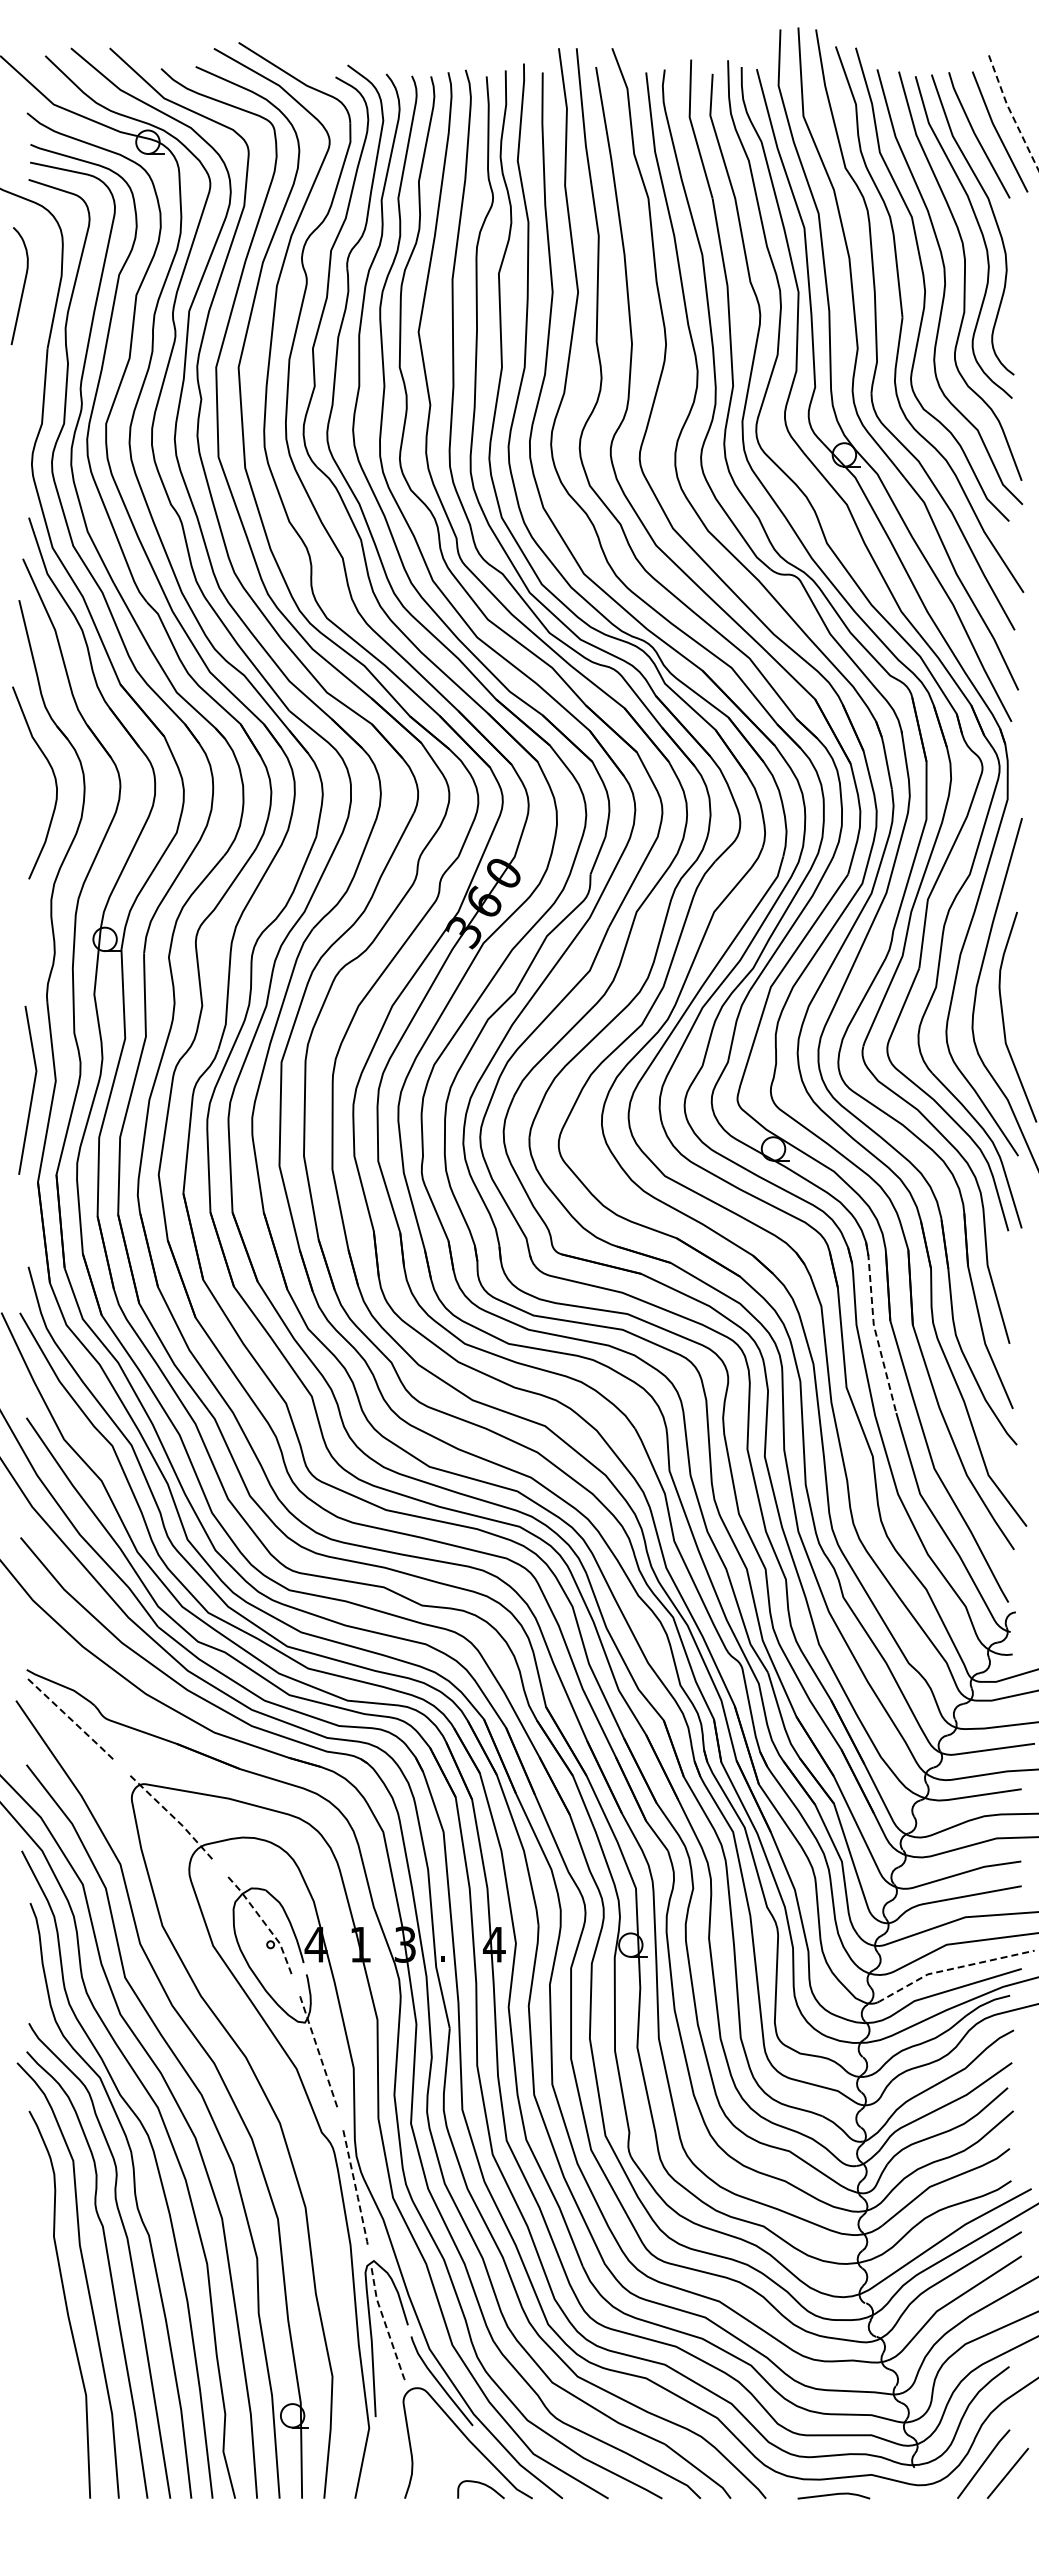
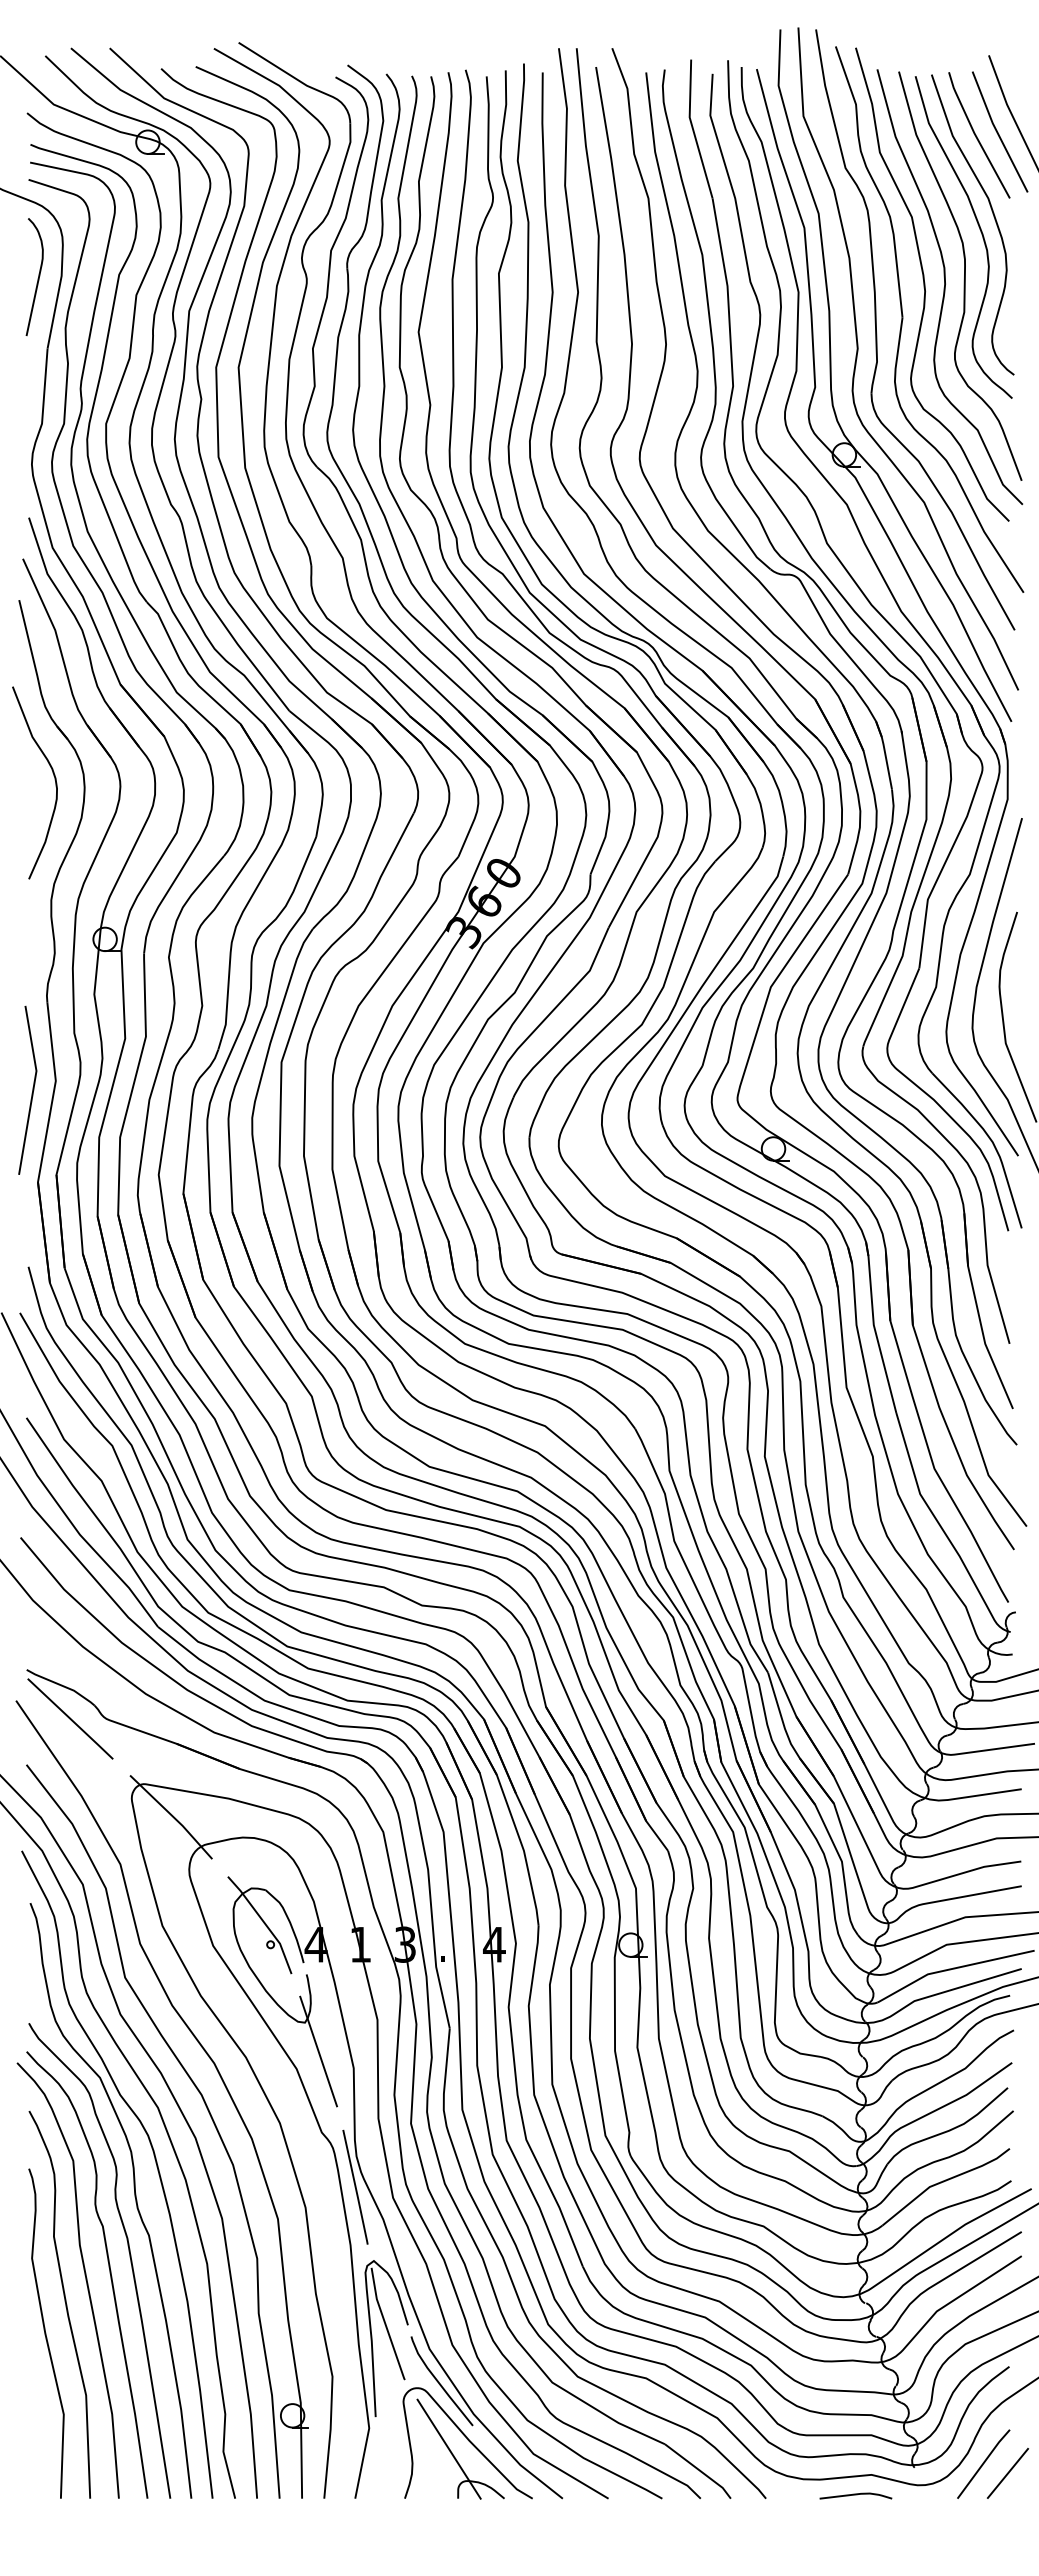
line: dashed -> solid (1011, 113)
curve position: (22, 287) -> (37, 278) (37, 278)
line: dashed -> solid (874, 1328)
line: dashed -> solid (71, 1719)
line: dashed -> solid (172, 1816)
line: dashed -> solid (263, 1922)
line: dashed -> solid (952, 1968)
line: dashed -> solid (318, 2050)
line: dashed -> solid (355, 2188)
line: dashed -> solid (385, 2324)
curve: none -> present (46, 2333)
line: none -> present (448, 2448)
curve position: (833, 2495) -> (855, 2495) (855, 2495)
